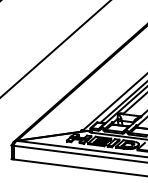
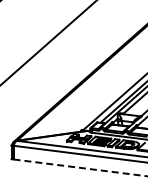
line position: (55, 49) -> (48, 42) (48, 42)
line: solid -> dashed (80, 167)
